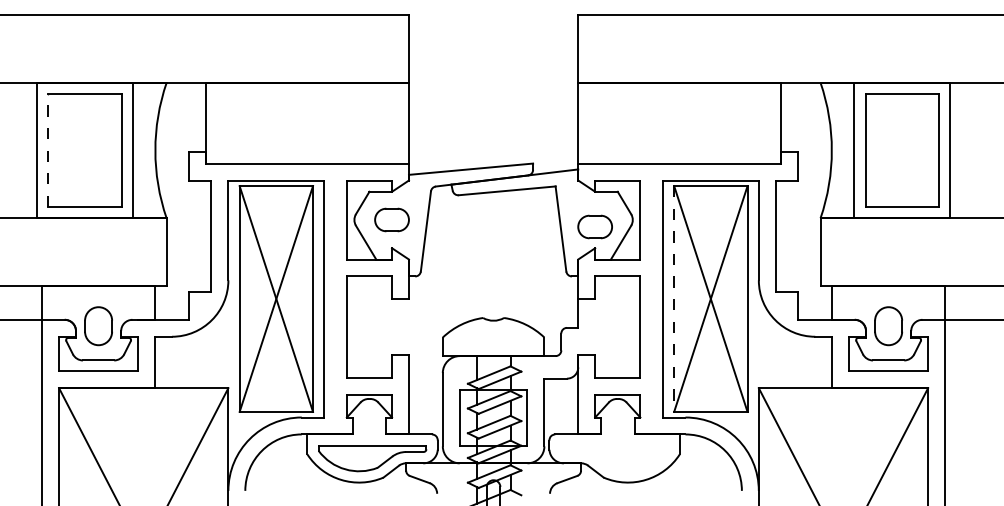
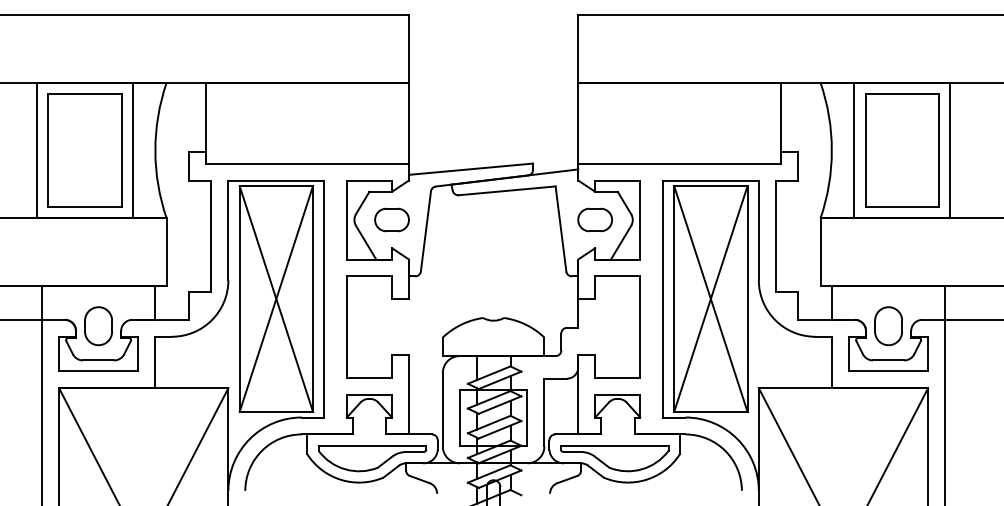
line: dashed -> solid (48, 150)
part position: (594, 226) -> (594, 219) (594, 219)
line: dashed -> solid (674, 299)
part: none -> present (614, 458)
